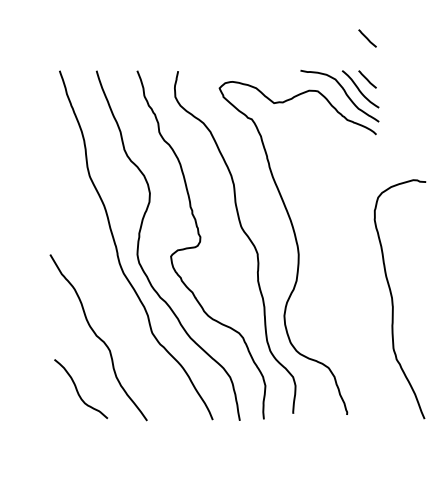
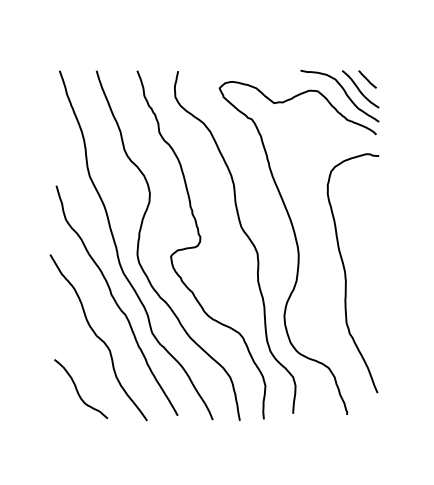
line: present -> none (367, 38)
curve position: (393, 299) -> (346, 273) (346, 273)
curve: none -> present (115, 300)
